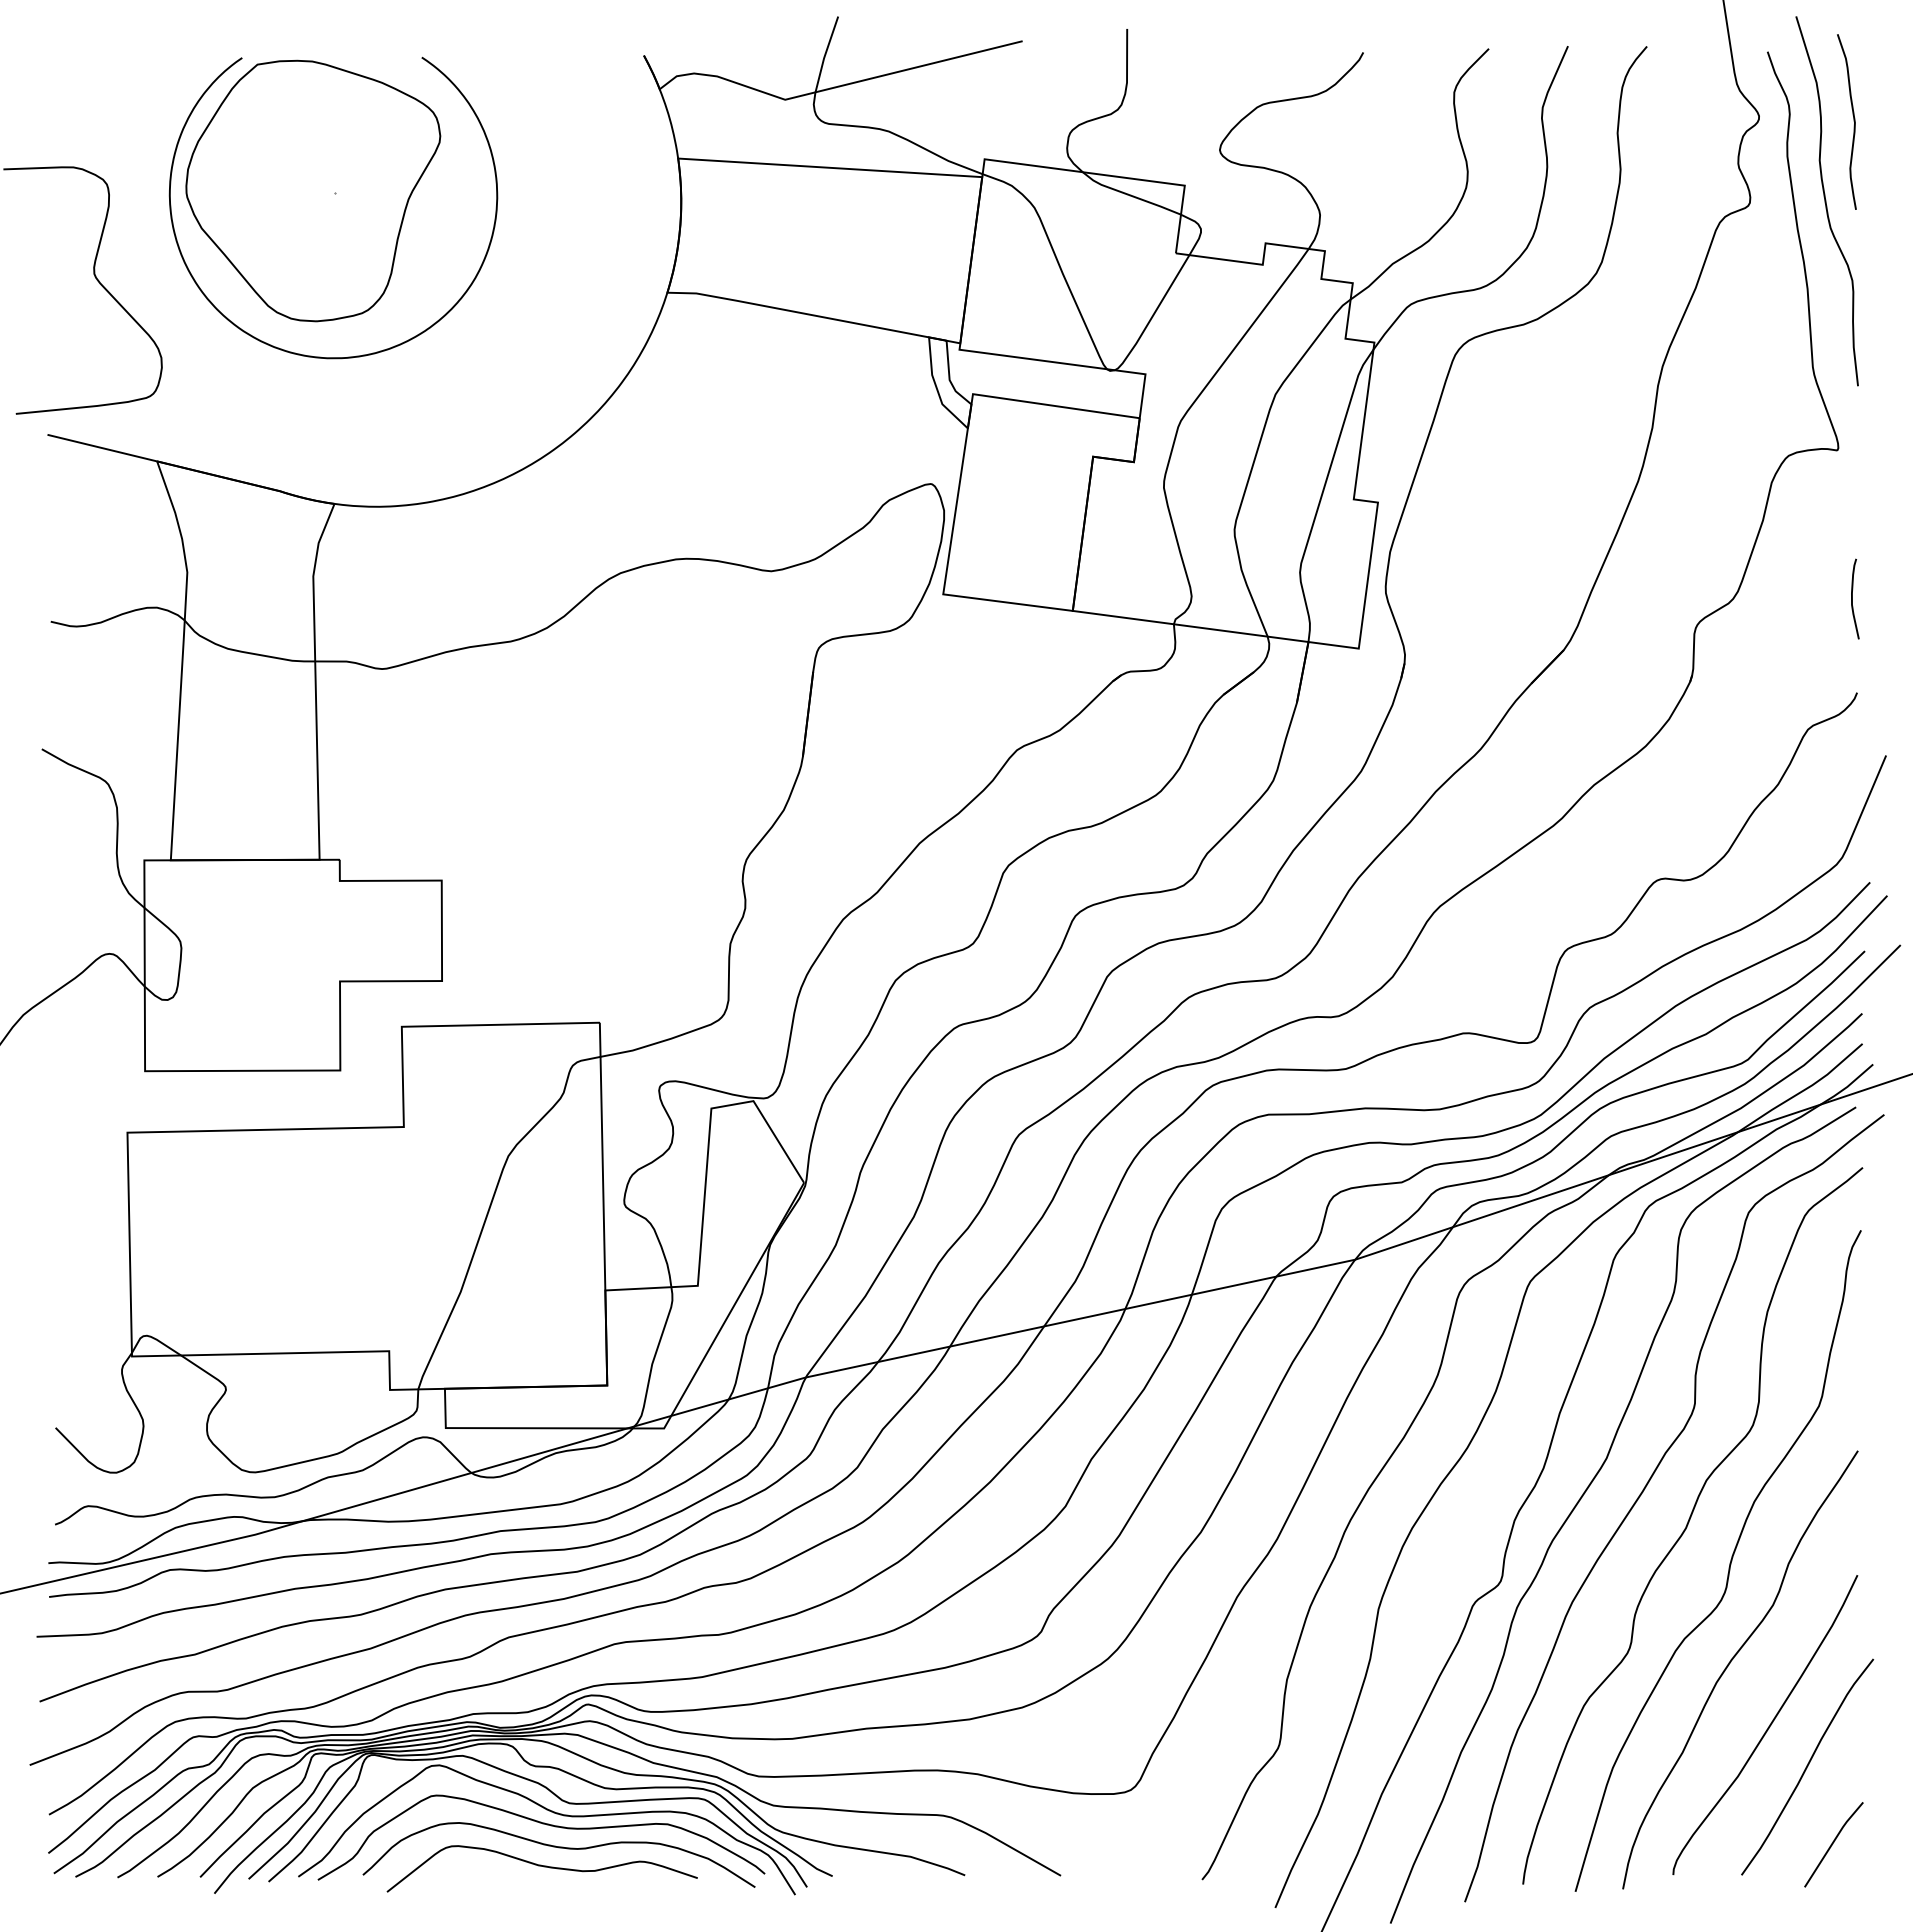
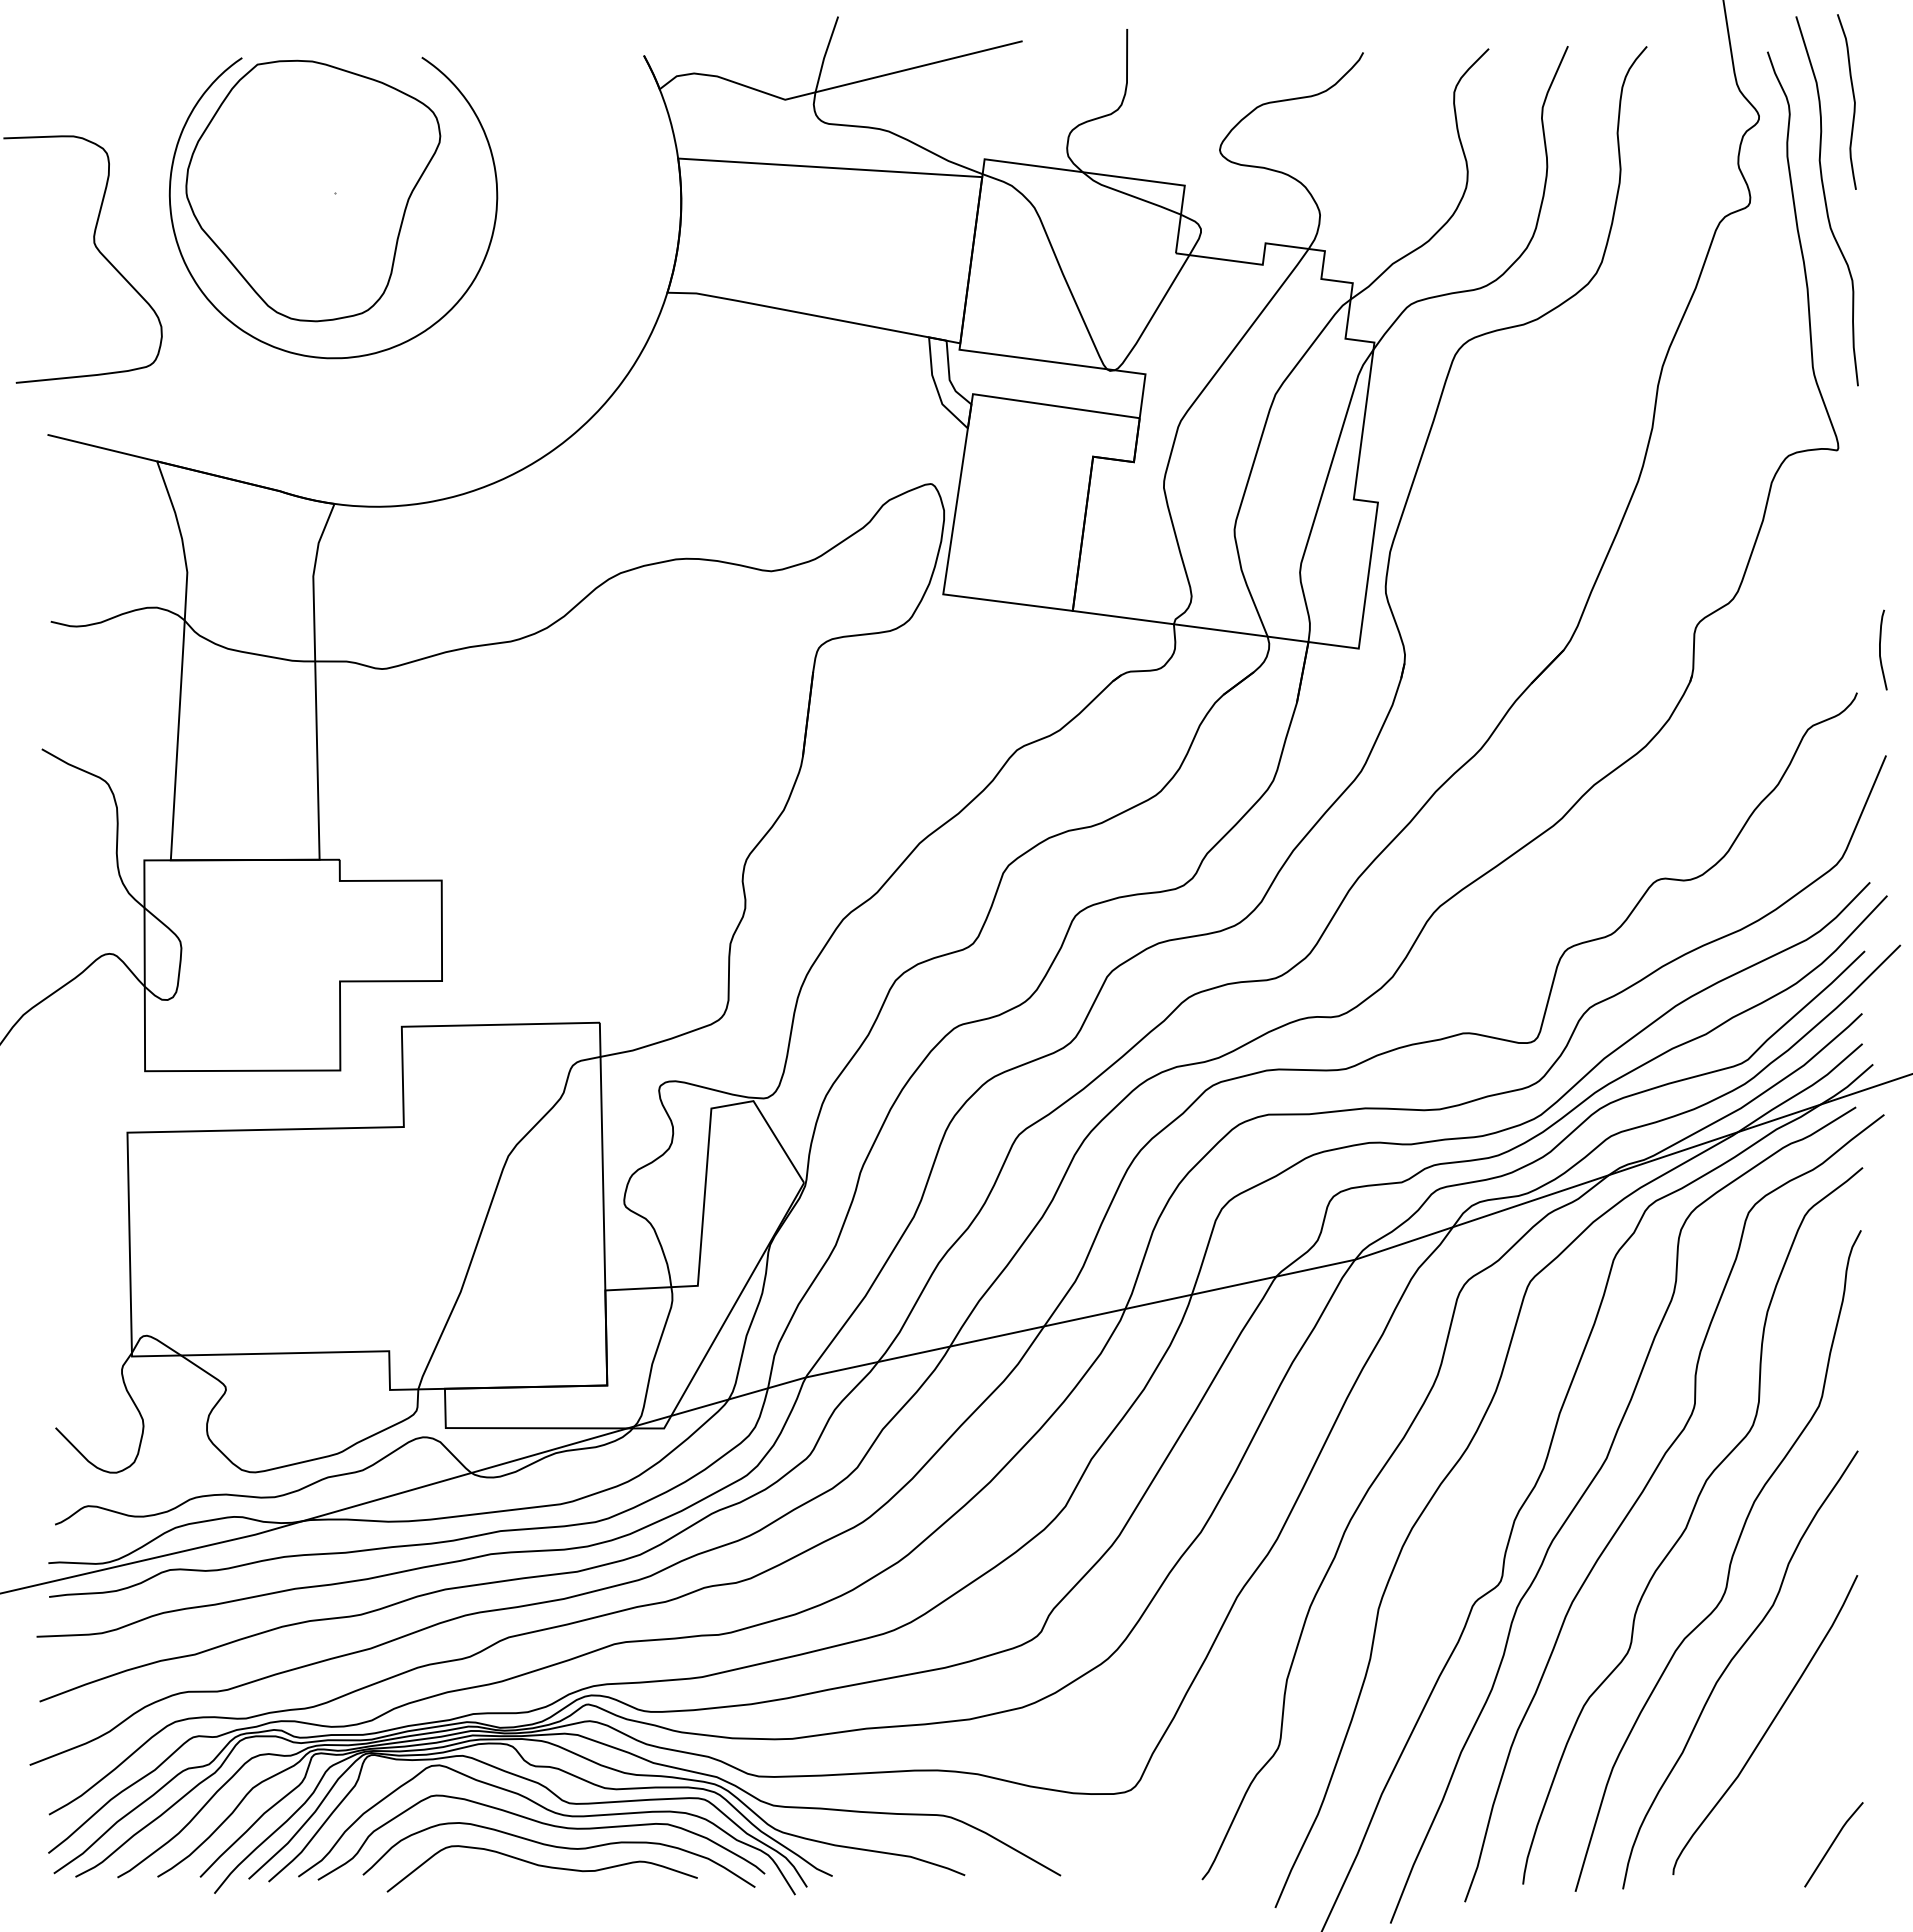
curve position: (1853, 121) -> (1853, 101) (1853, 101)
curve position: (96, 280) -> (96, 249) (96, 249)
curve position: (1852, 598) -> (1880, 649) (1880, 649)
curve: present -> none (1807, 1766)
